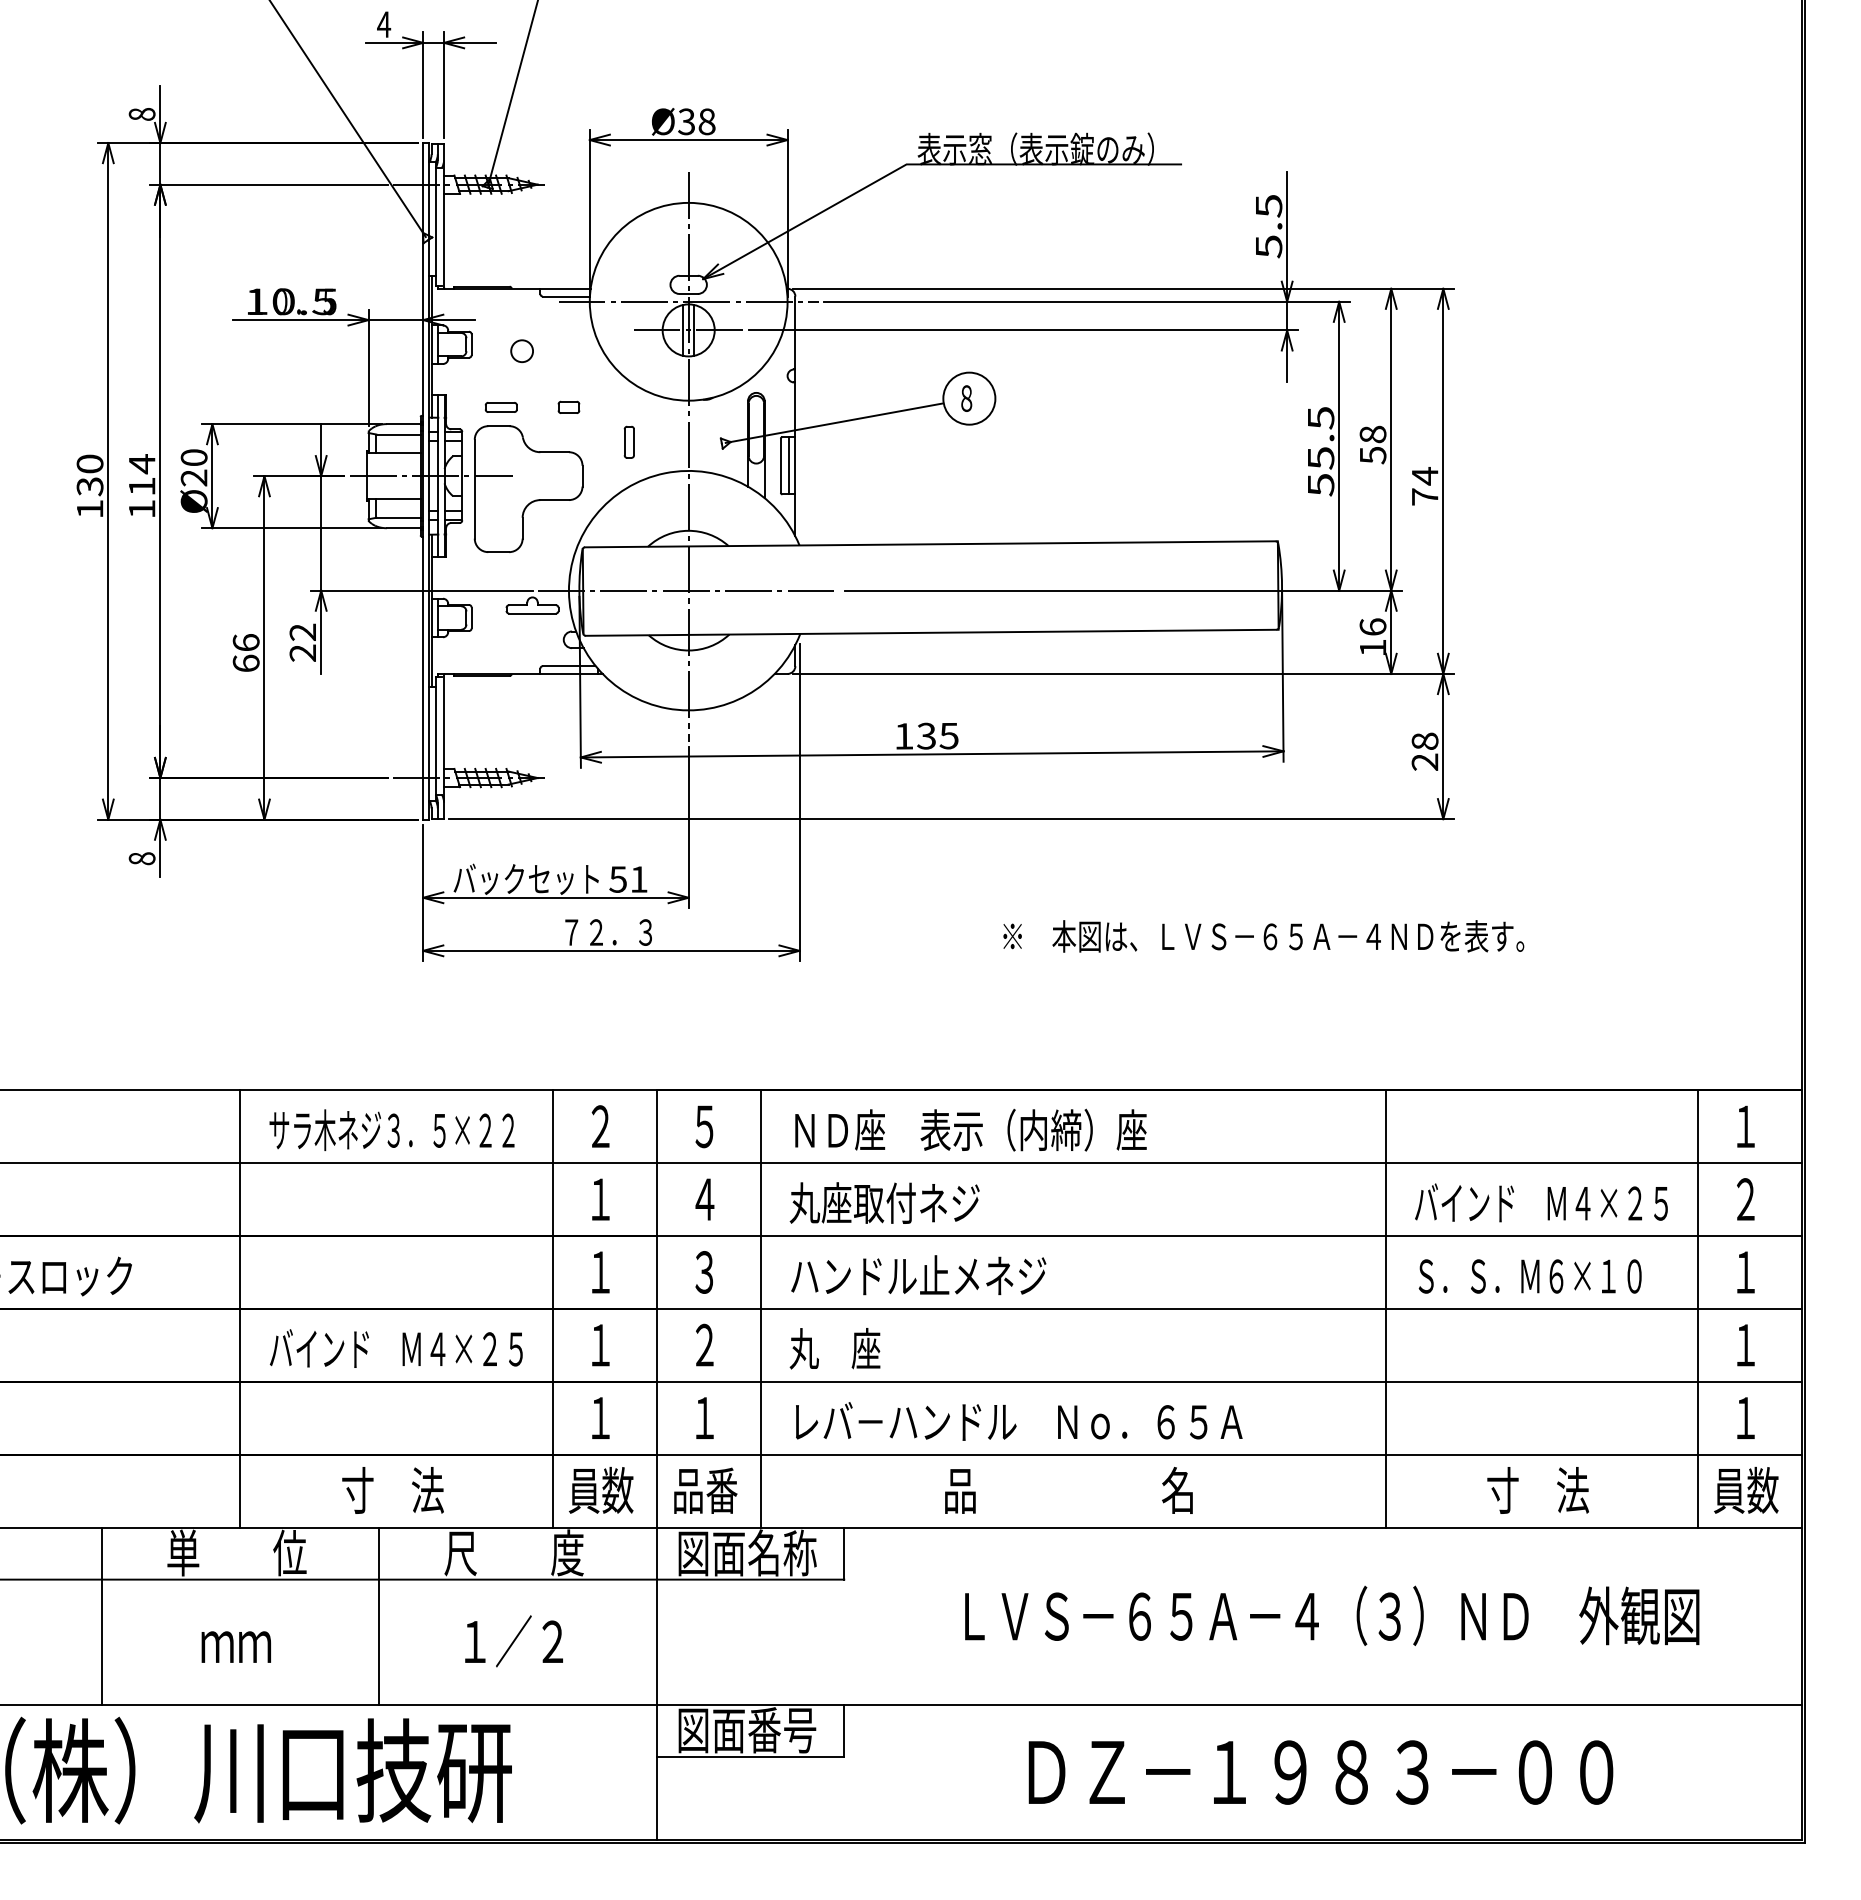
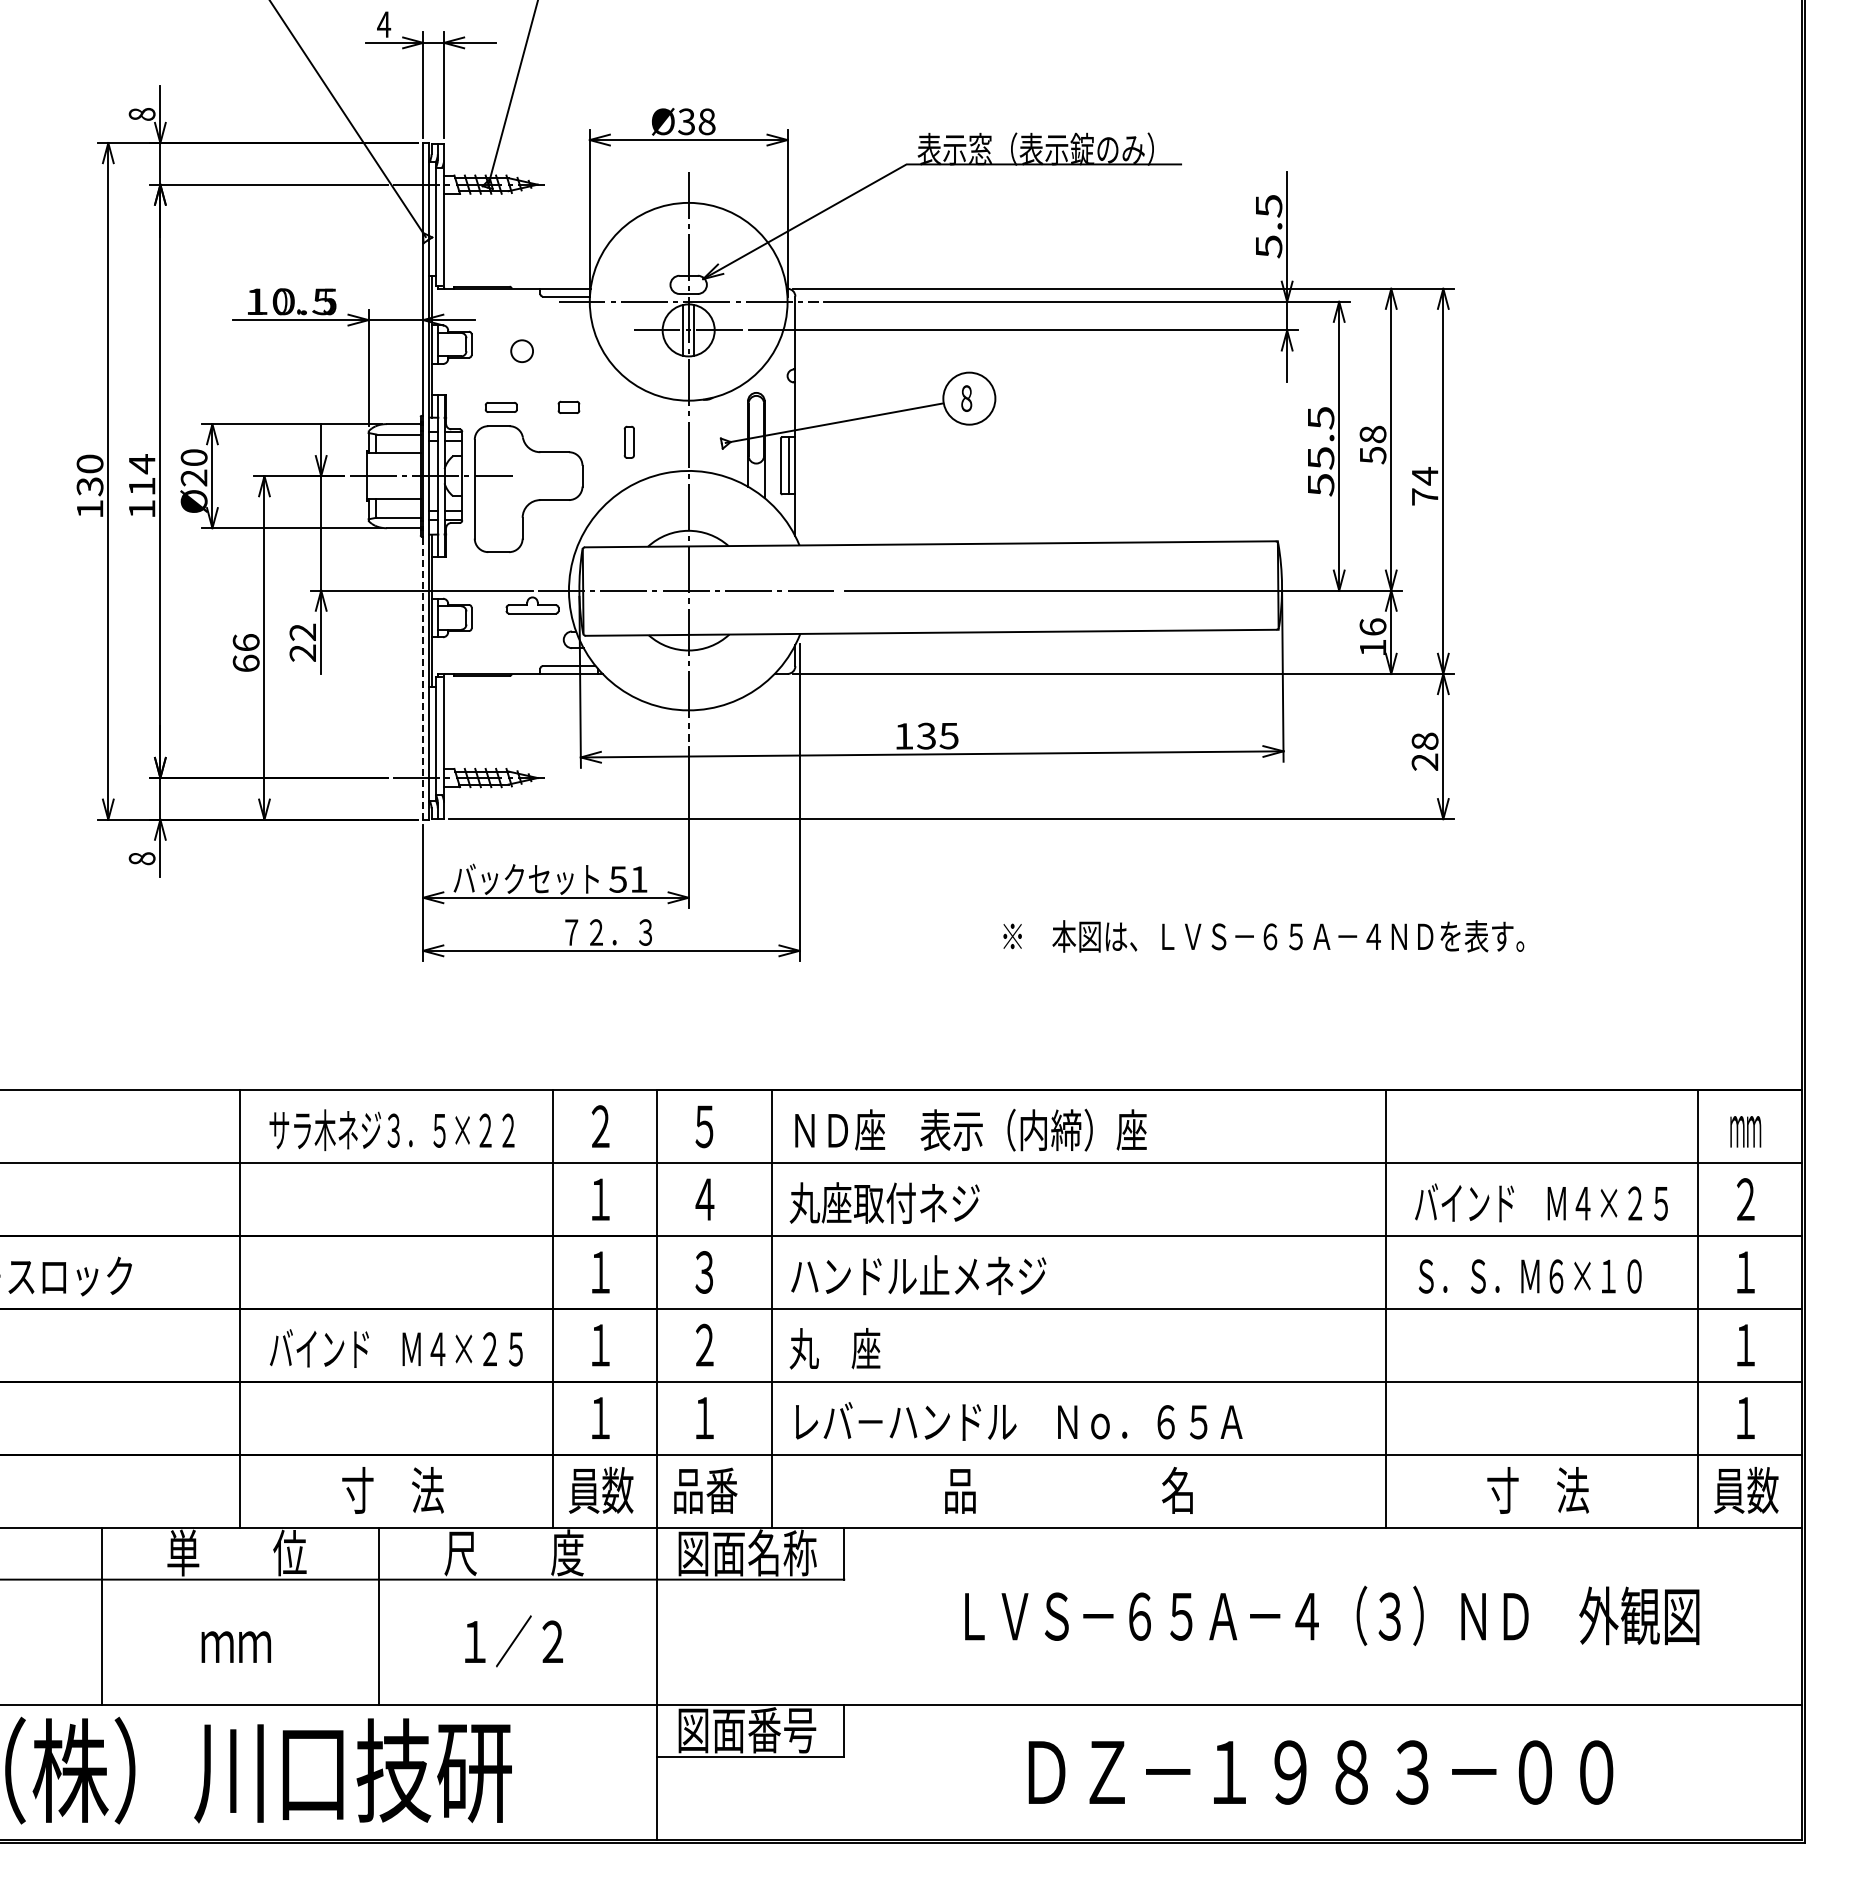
line: solid -> dashed (423, 678)
text: １ -> ｍｍ (1745, 1126)
line position: (760, 1308) -> (771, 1308) (771, 1308)
